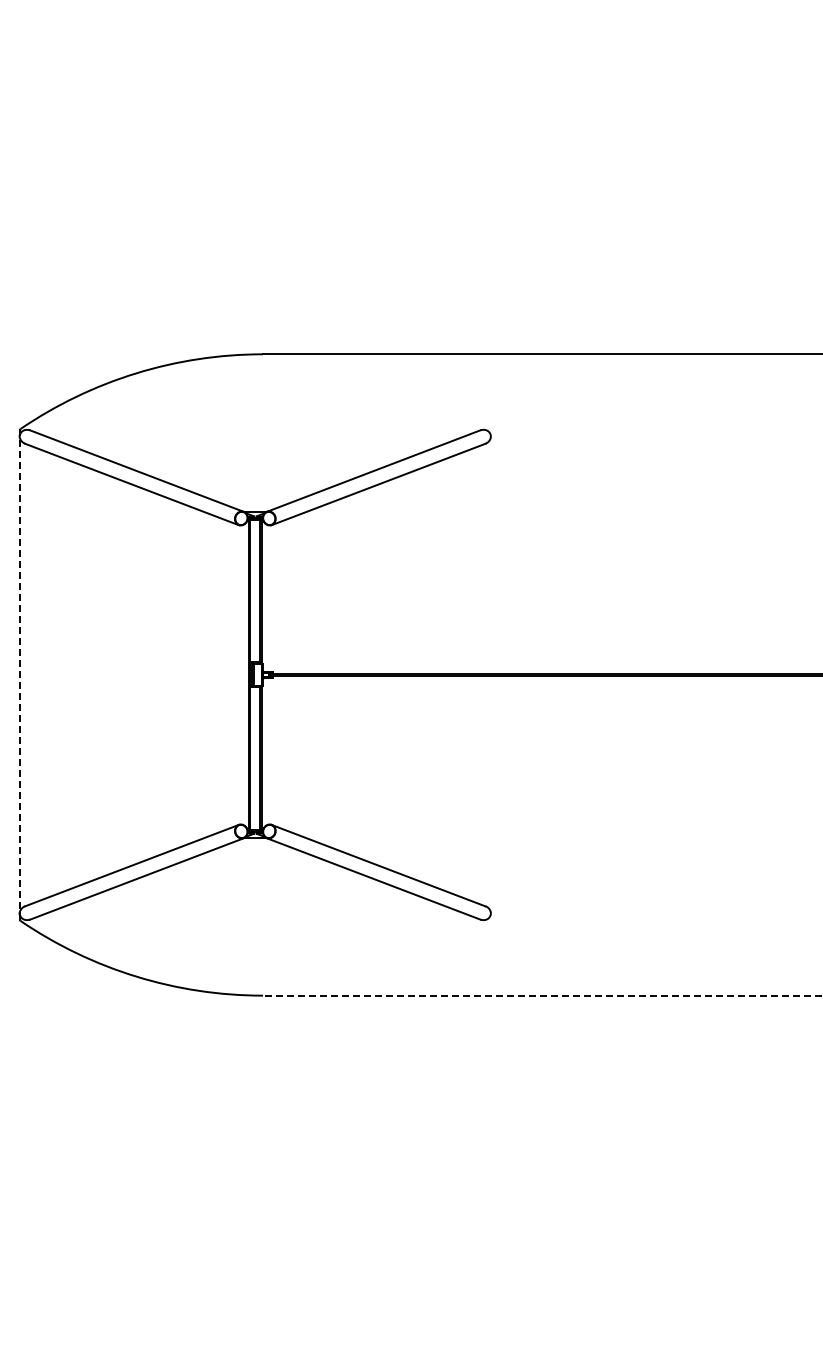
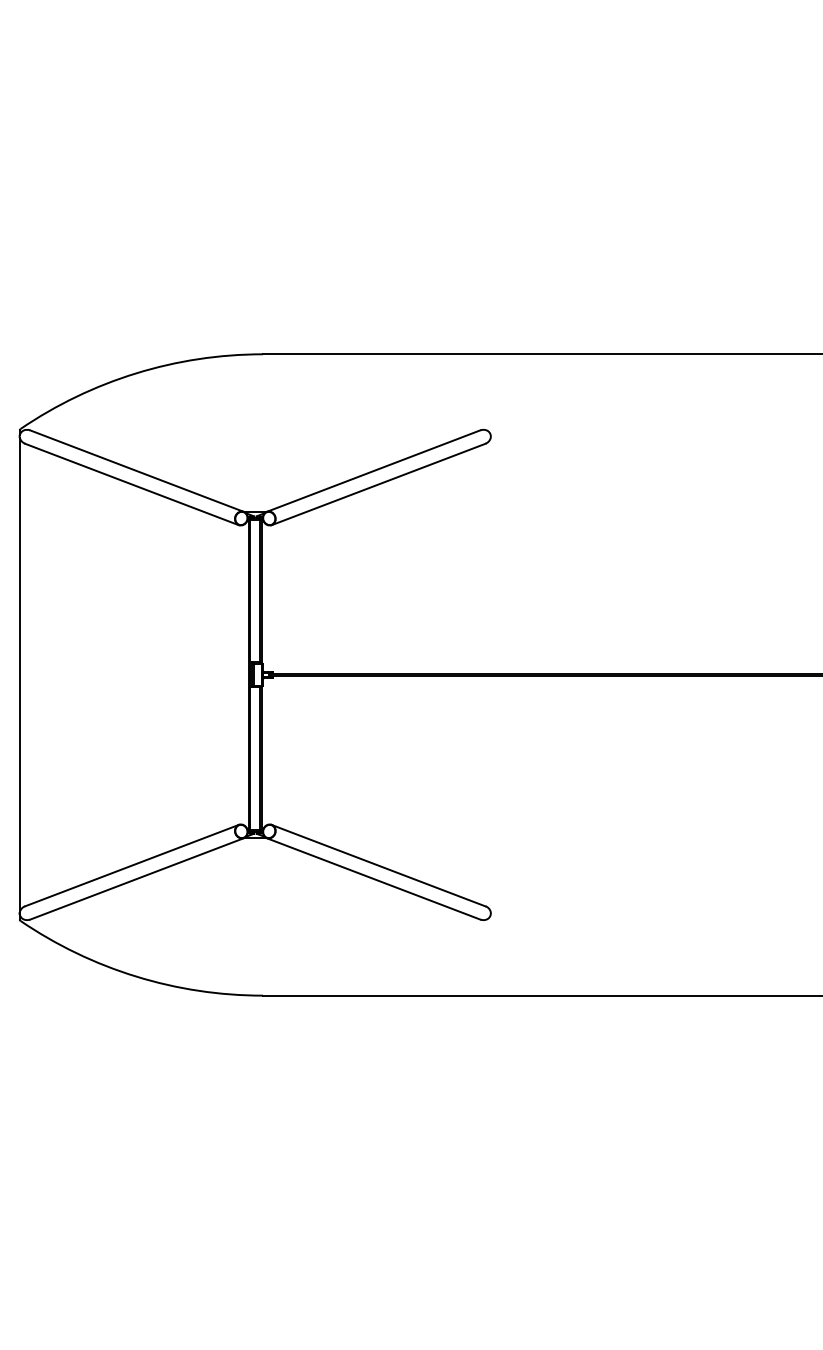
line: dashed -> solid (19, 678)
line: dashed -> solid (542, 995)
